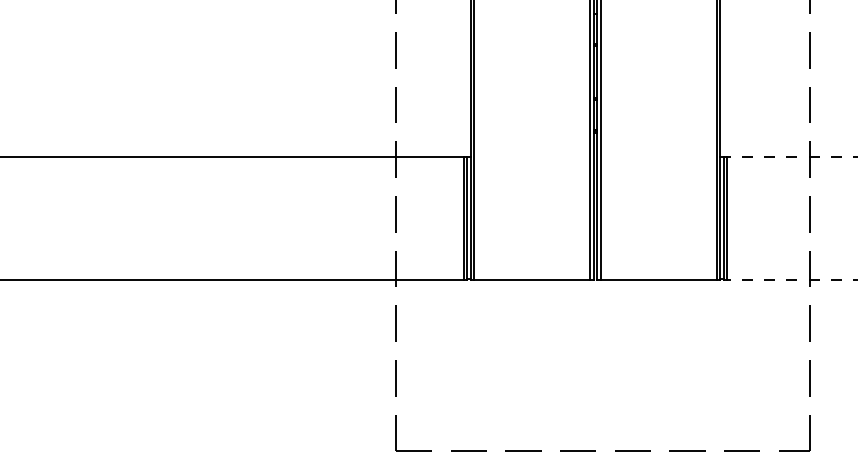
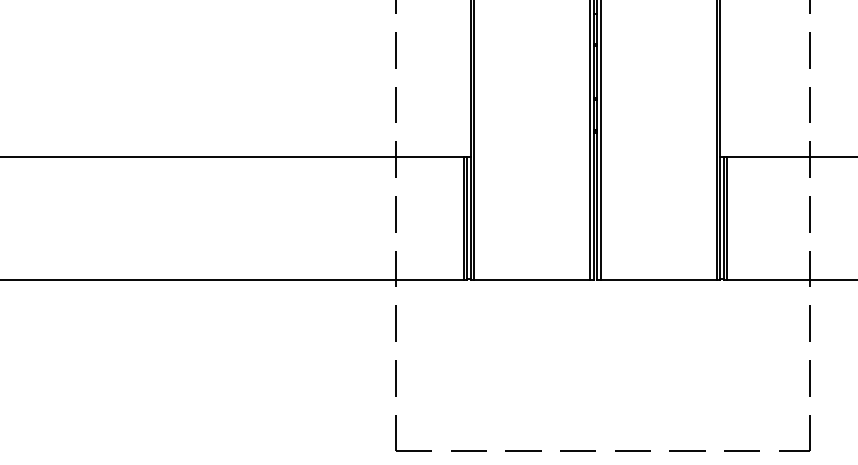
line: dashed -> solid (792, 157)
line: dashed -> solid (792, 280)
